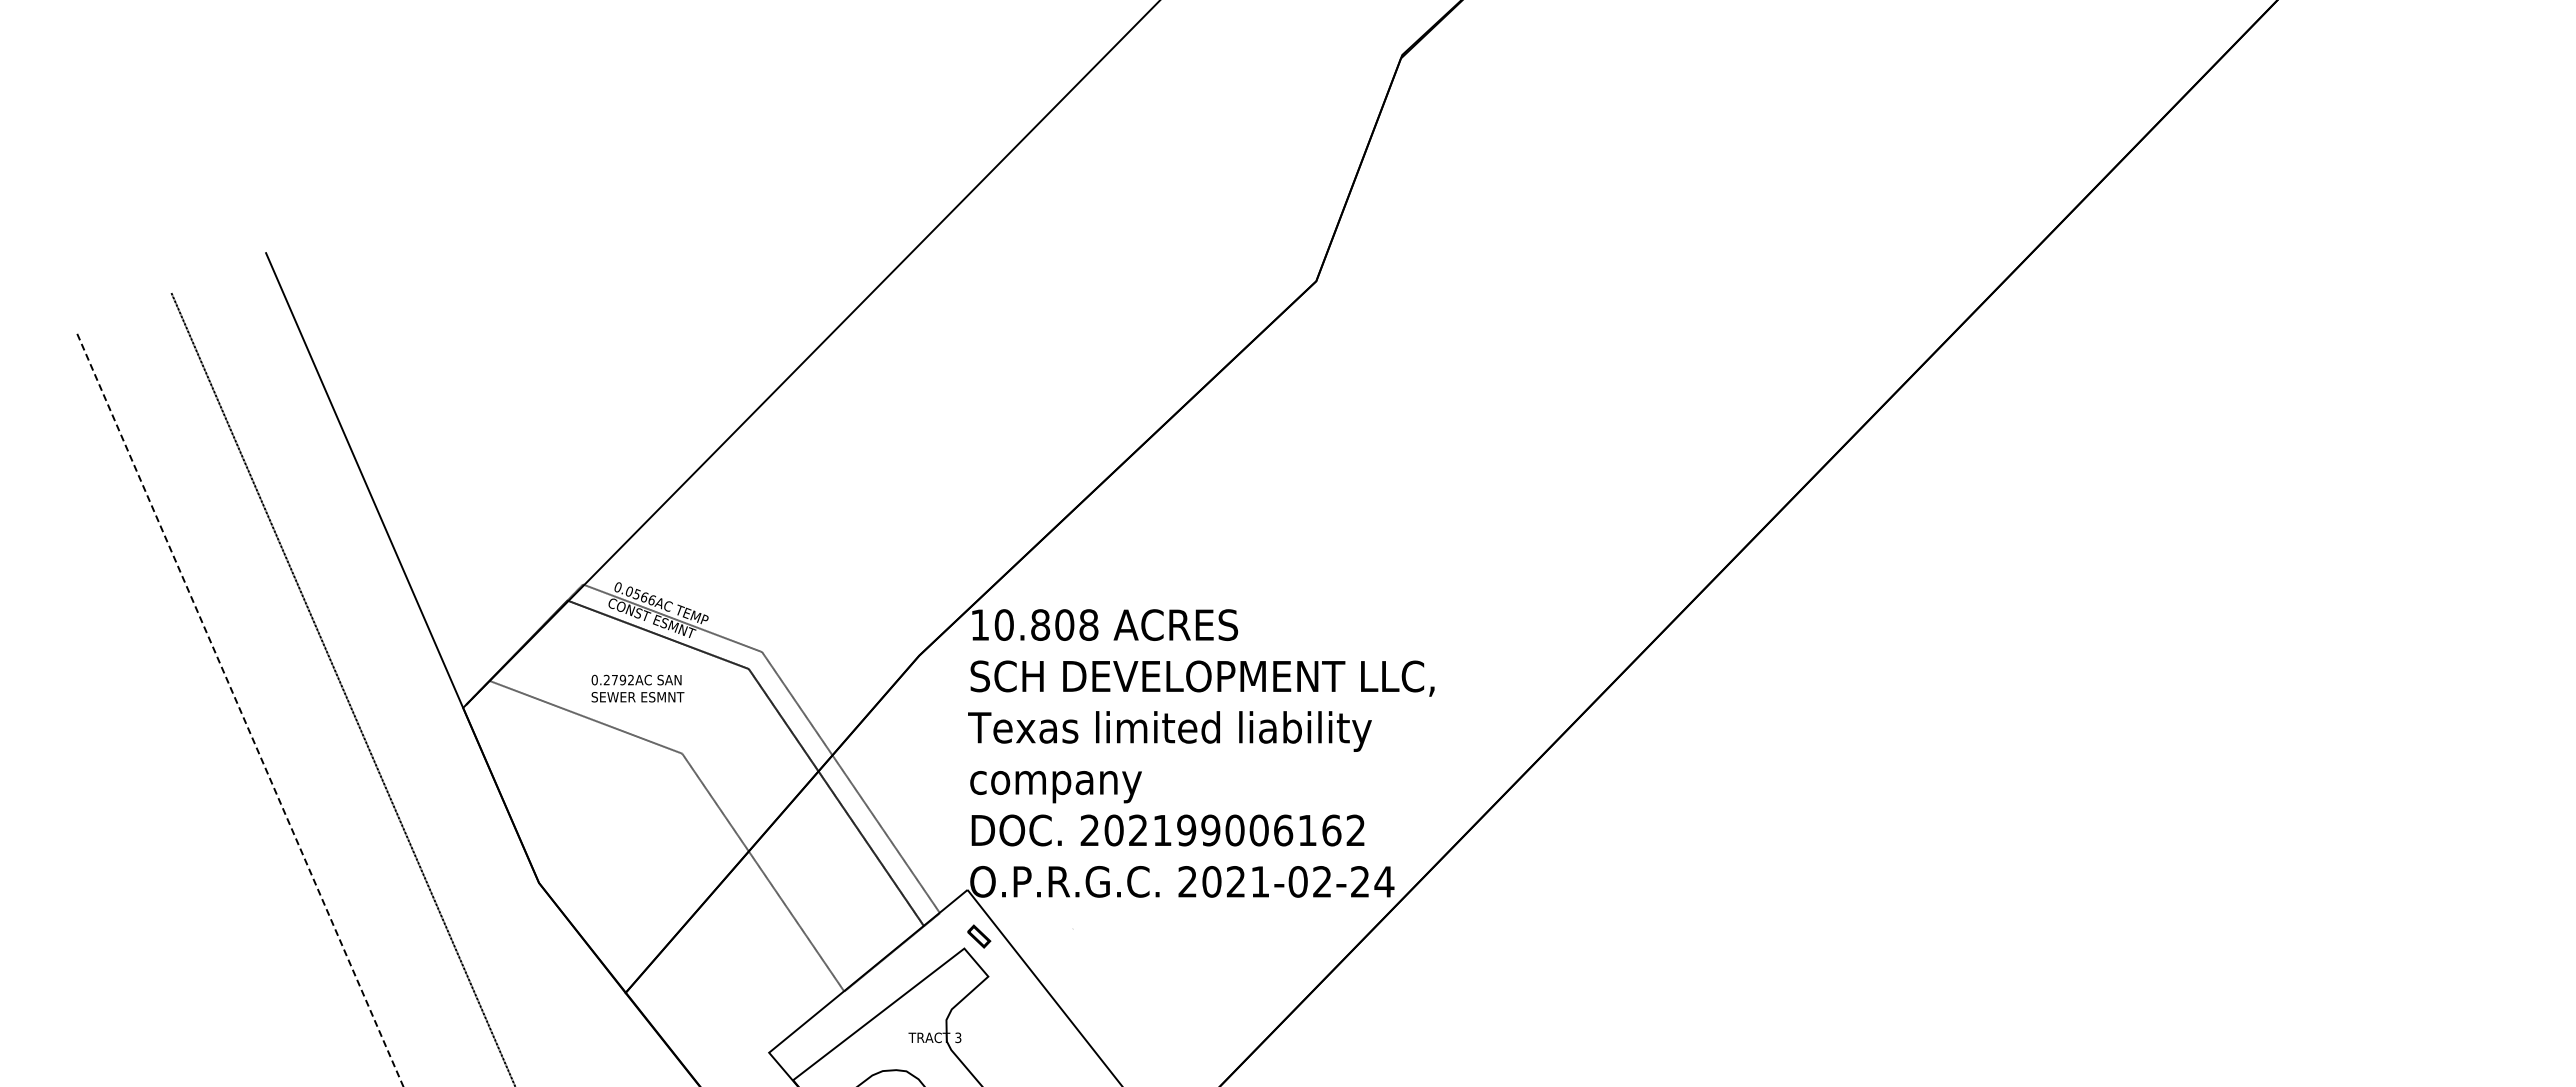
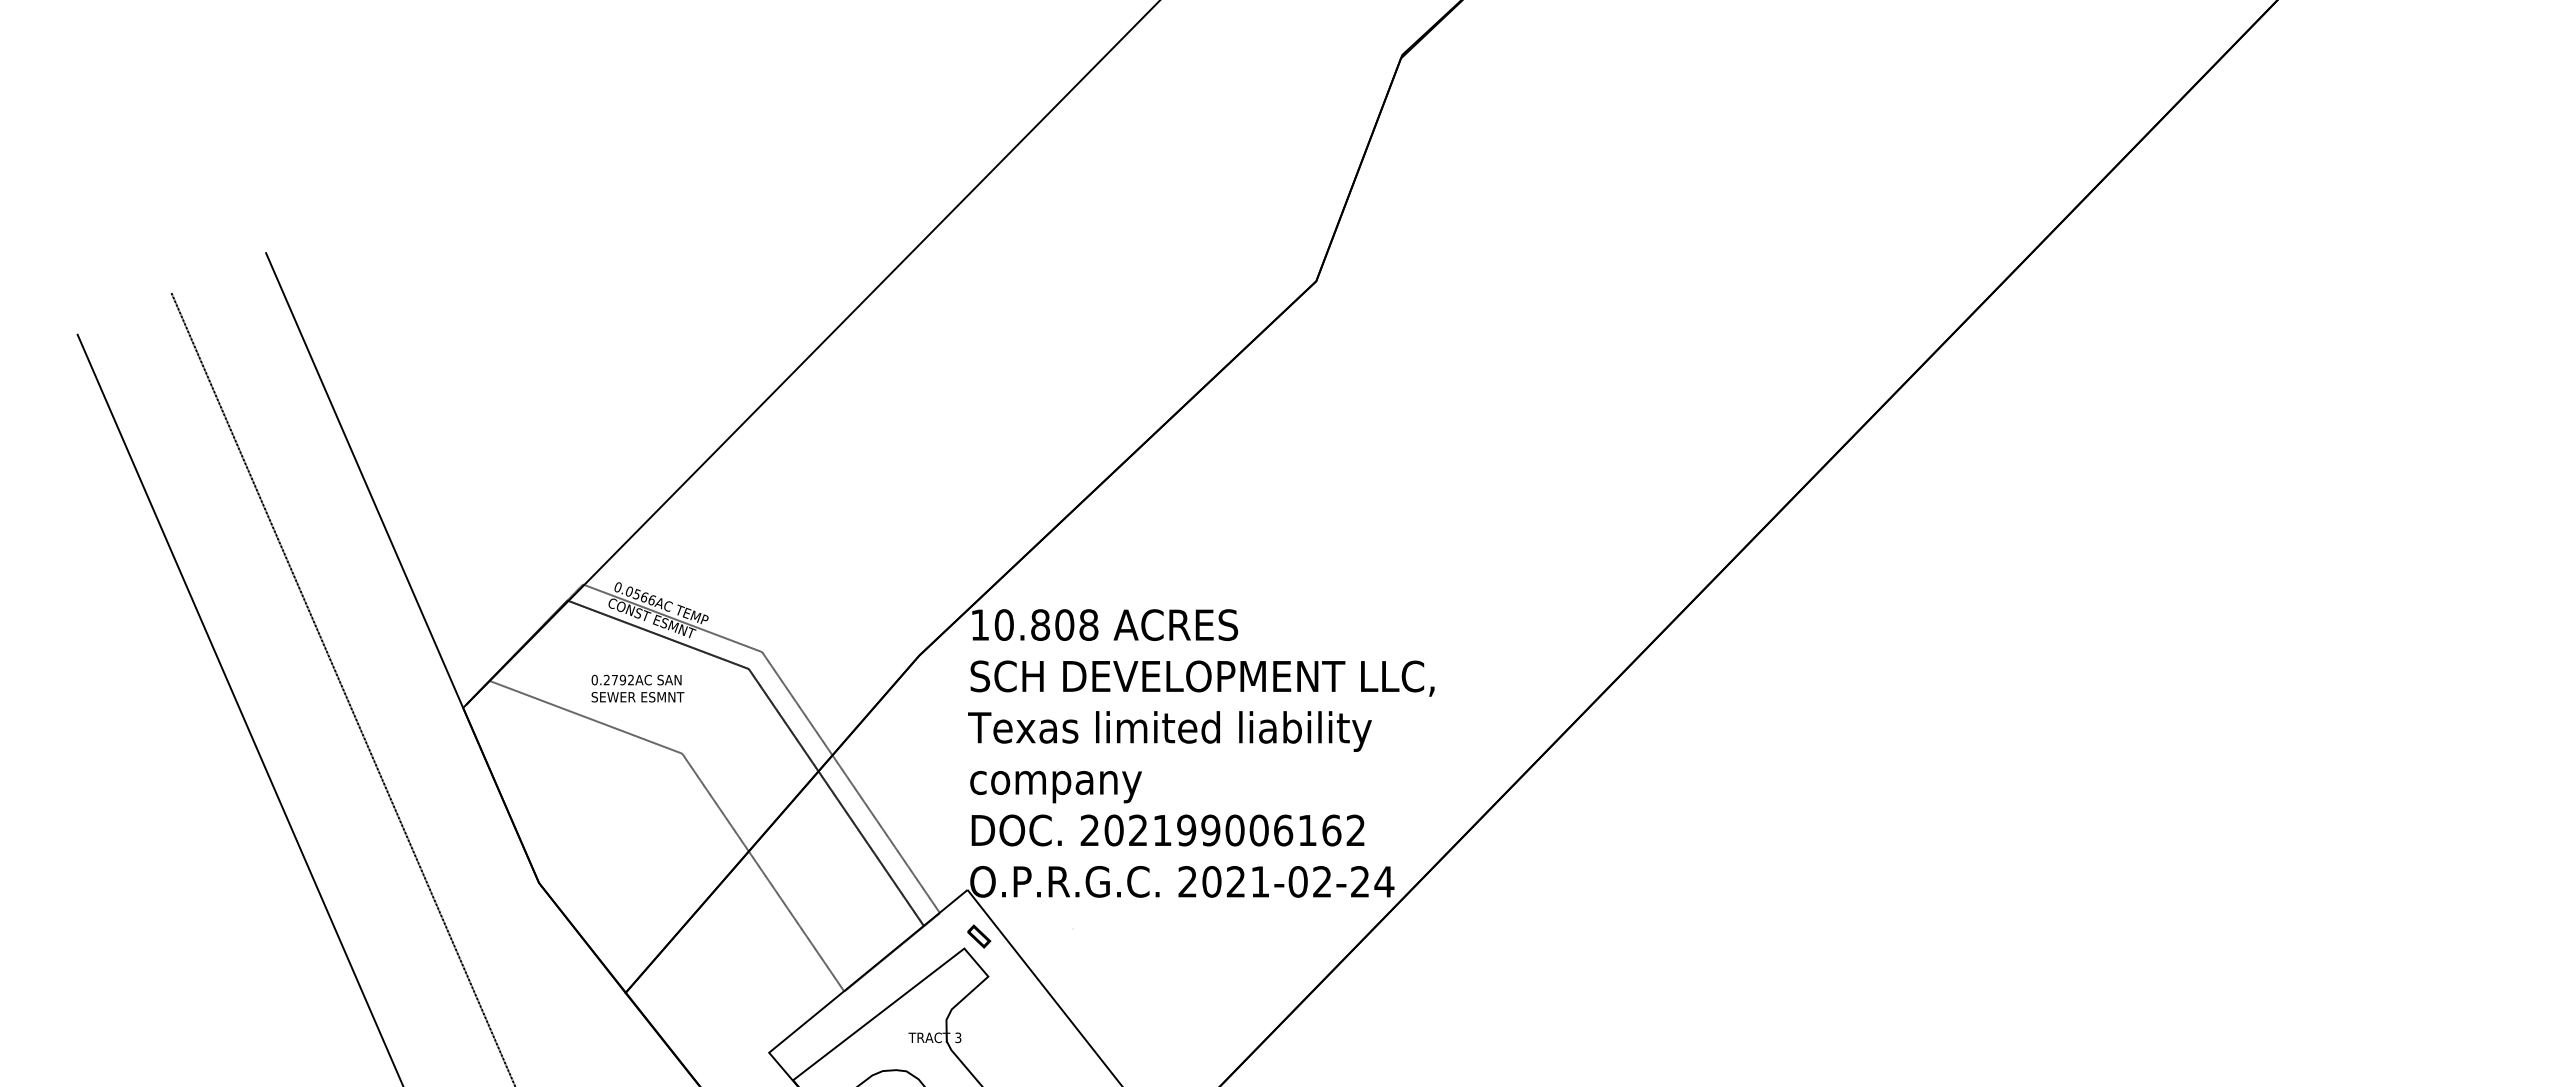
line: dashed -> solid (240, 710)
